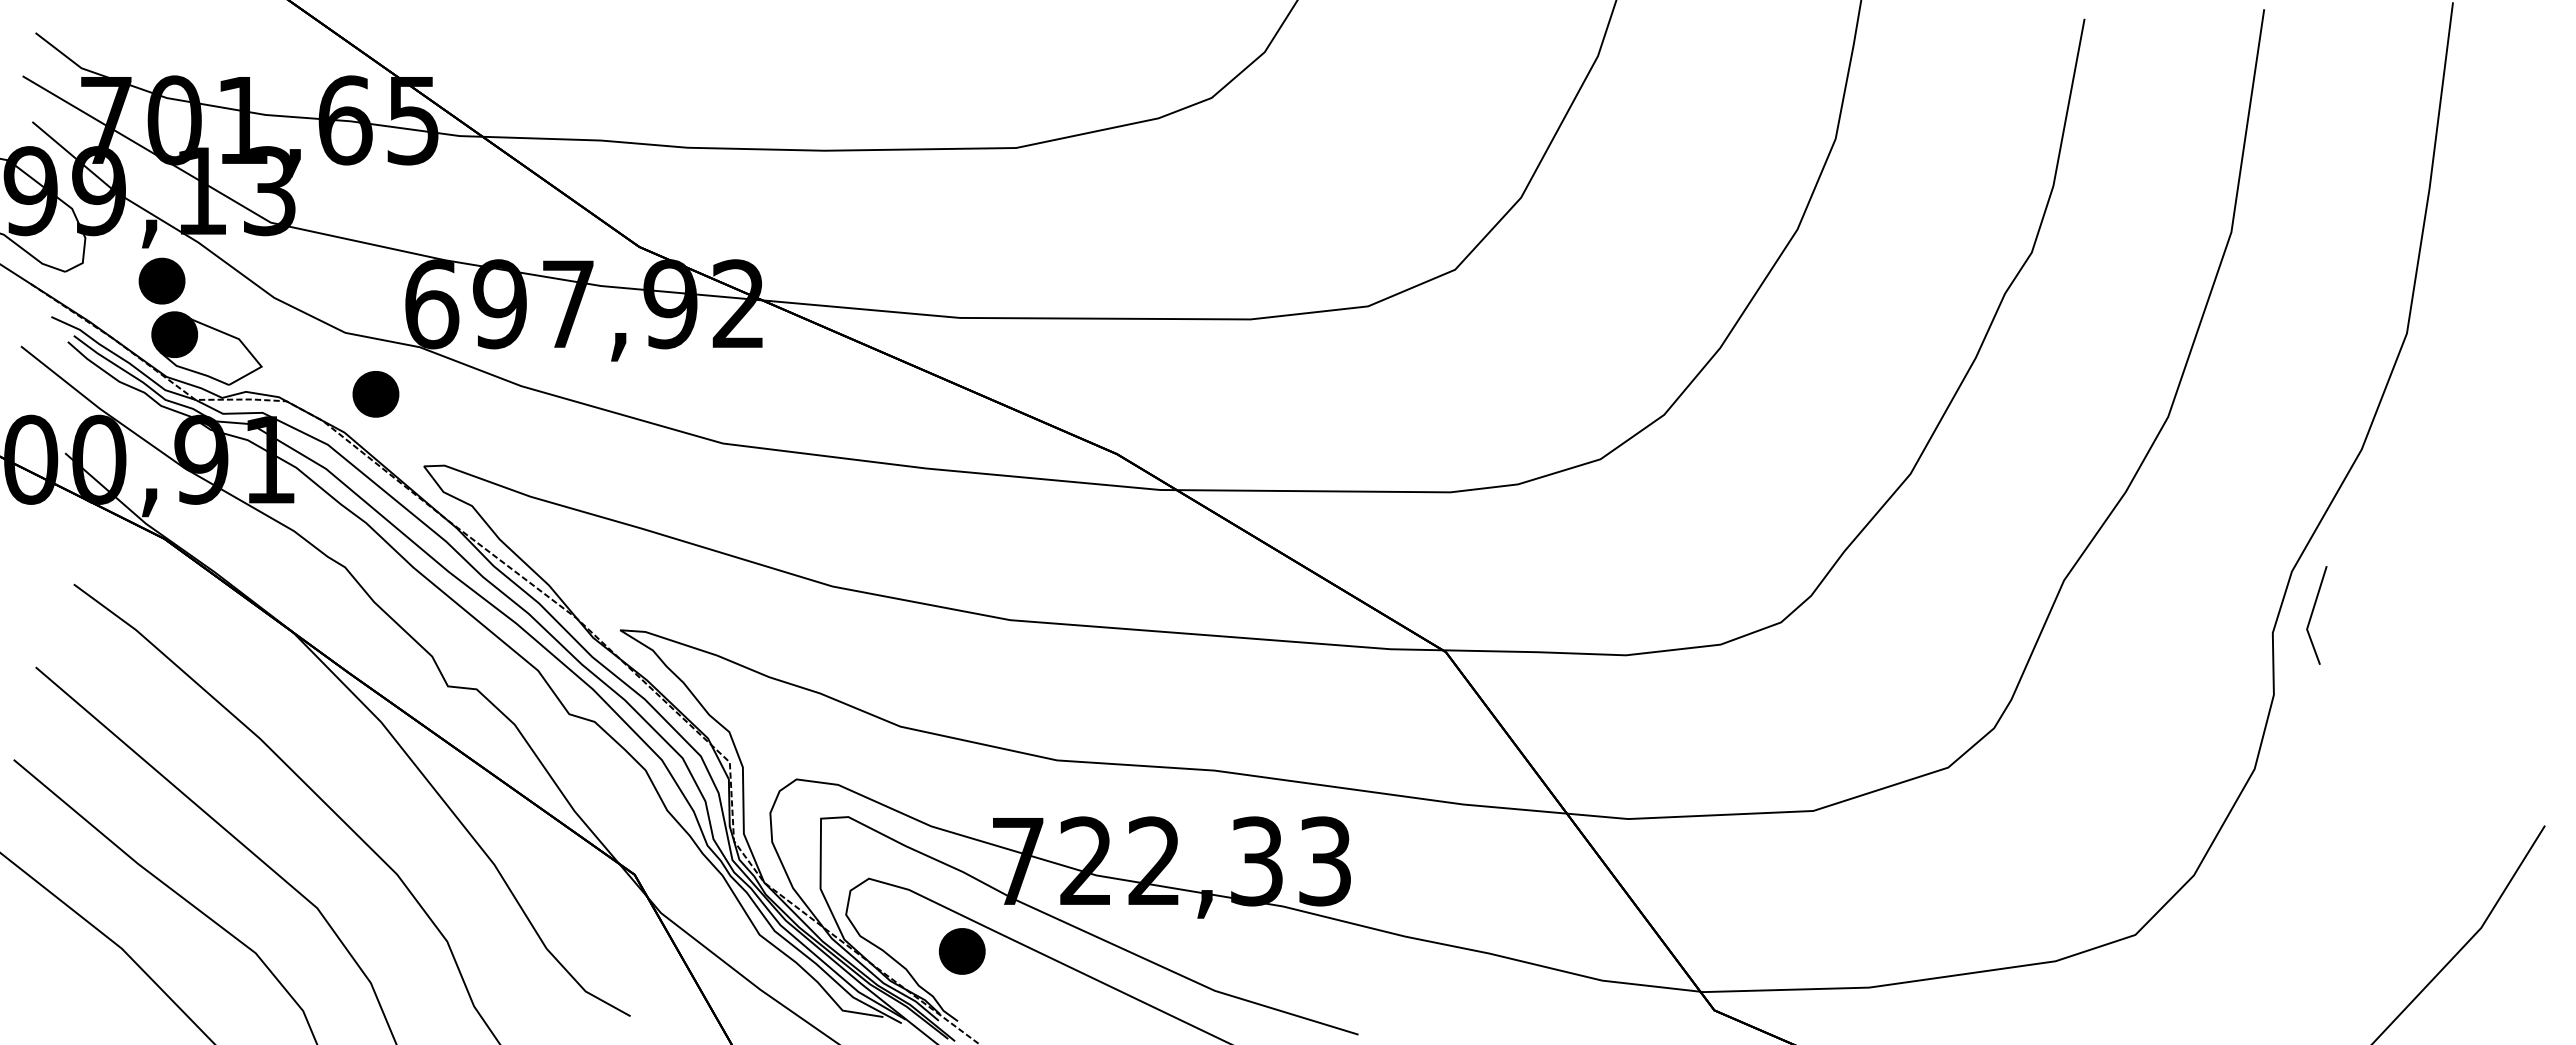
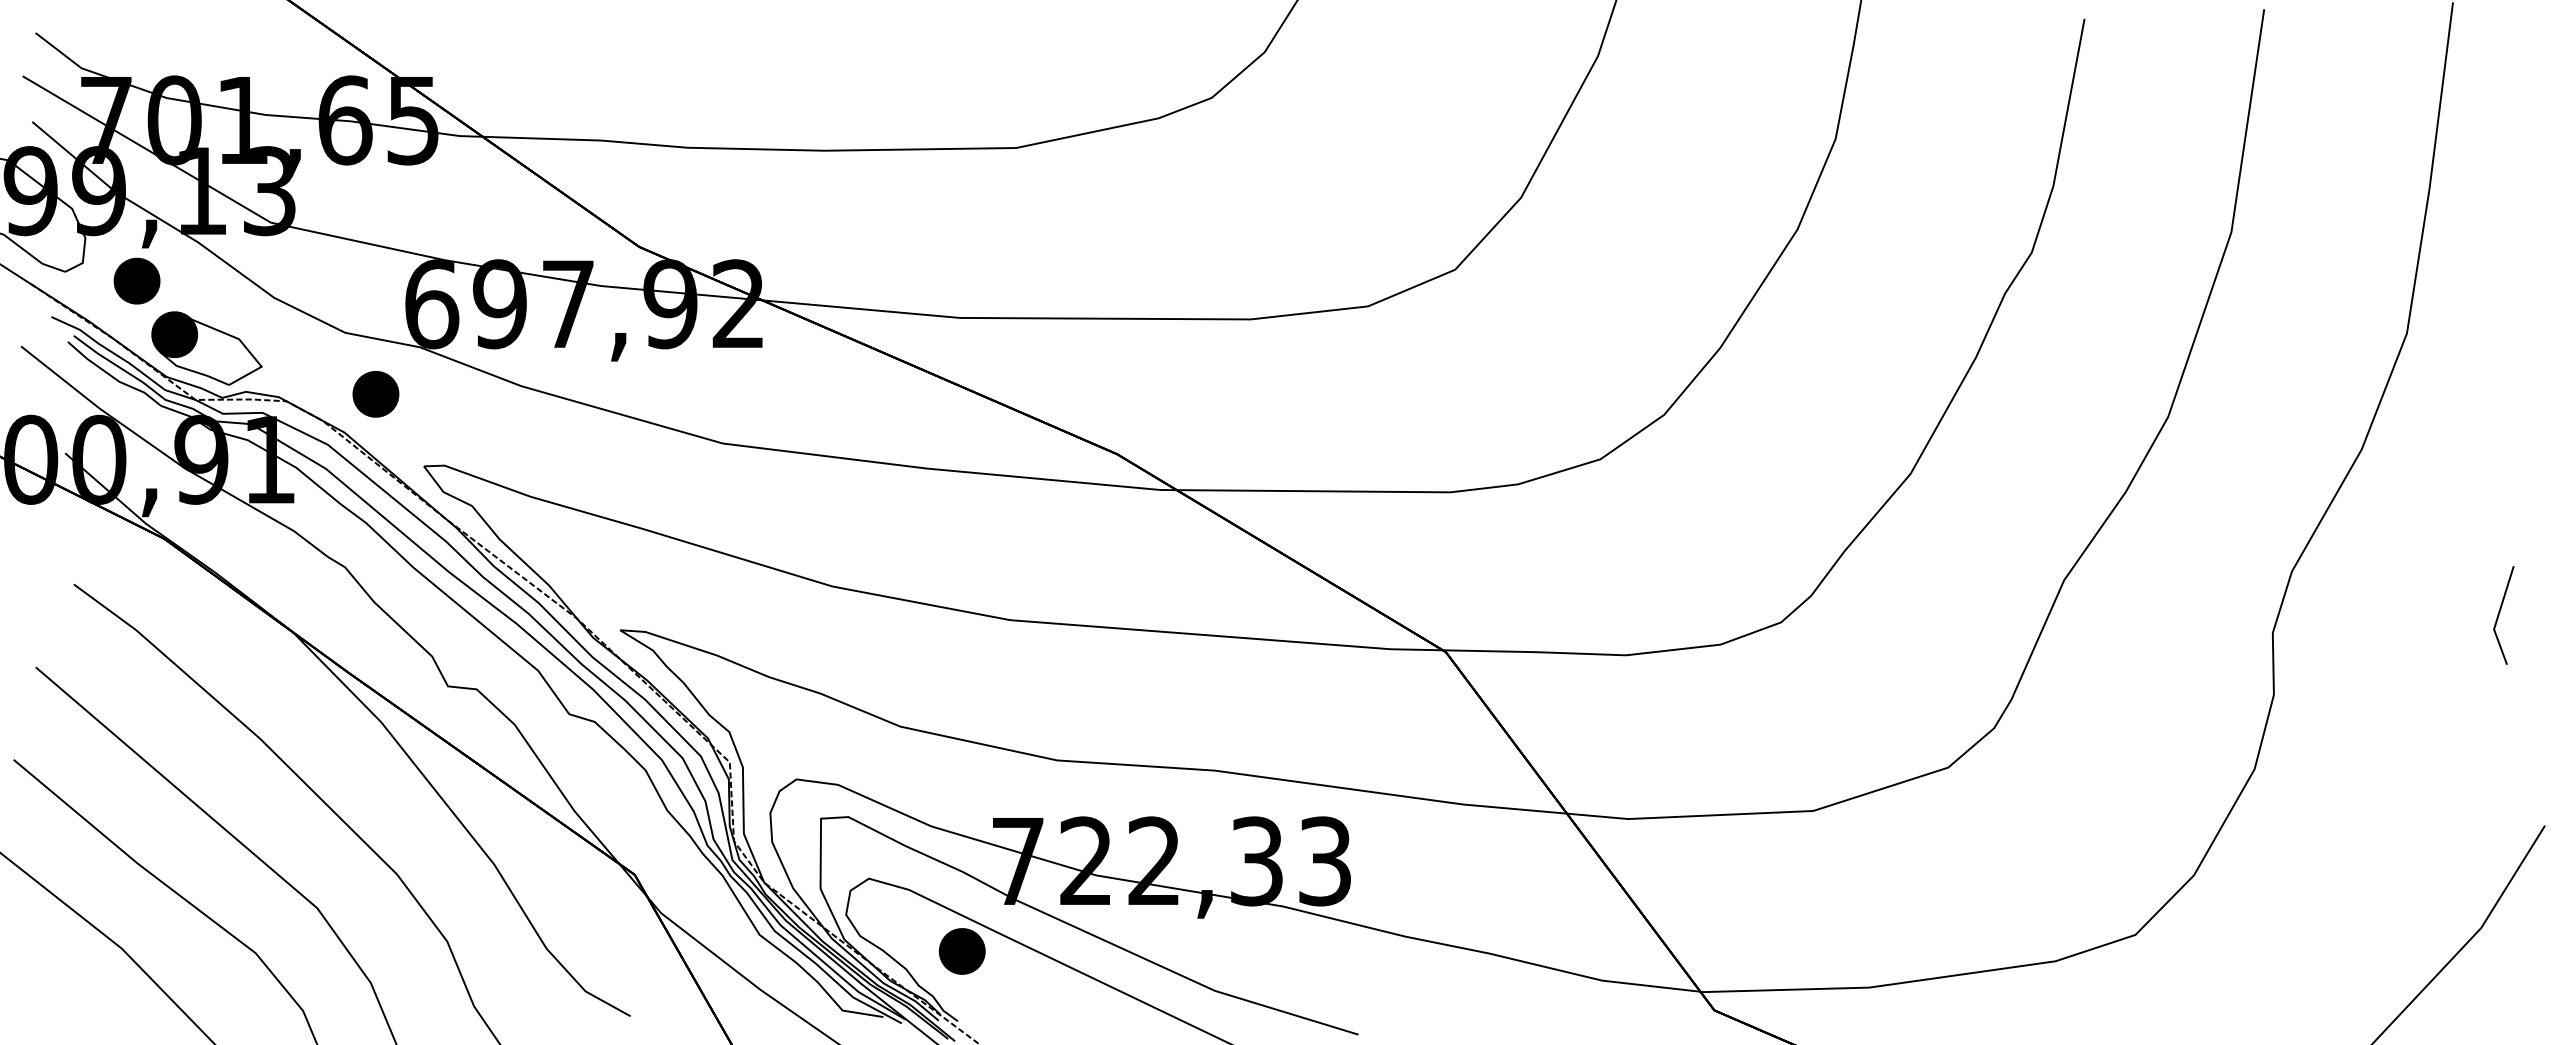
part position: (161, 280) -> (136, 280) (136, 280)
line position: (2312, 615) -> (2499, 615) (2499, 615)
